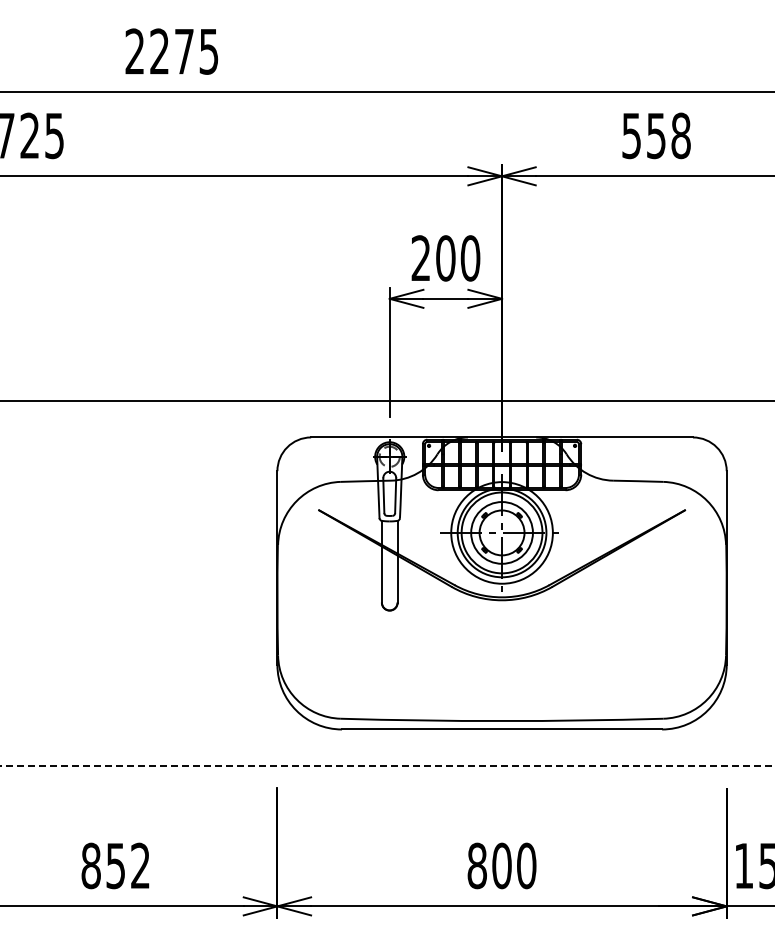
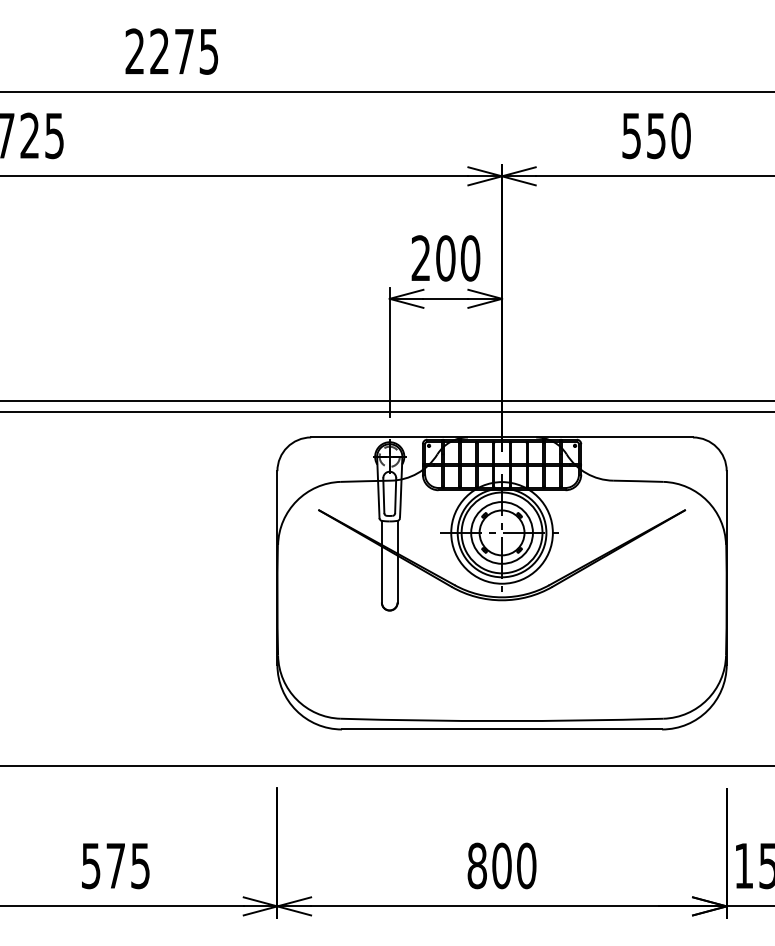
text: 558 -> 550 (680, 135)
line: none -> present (386, 412)
line: dashed -> solid (388, 765)
text: 852 -> 575 (115, 865)
